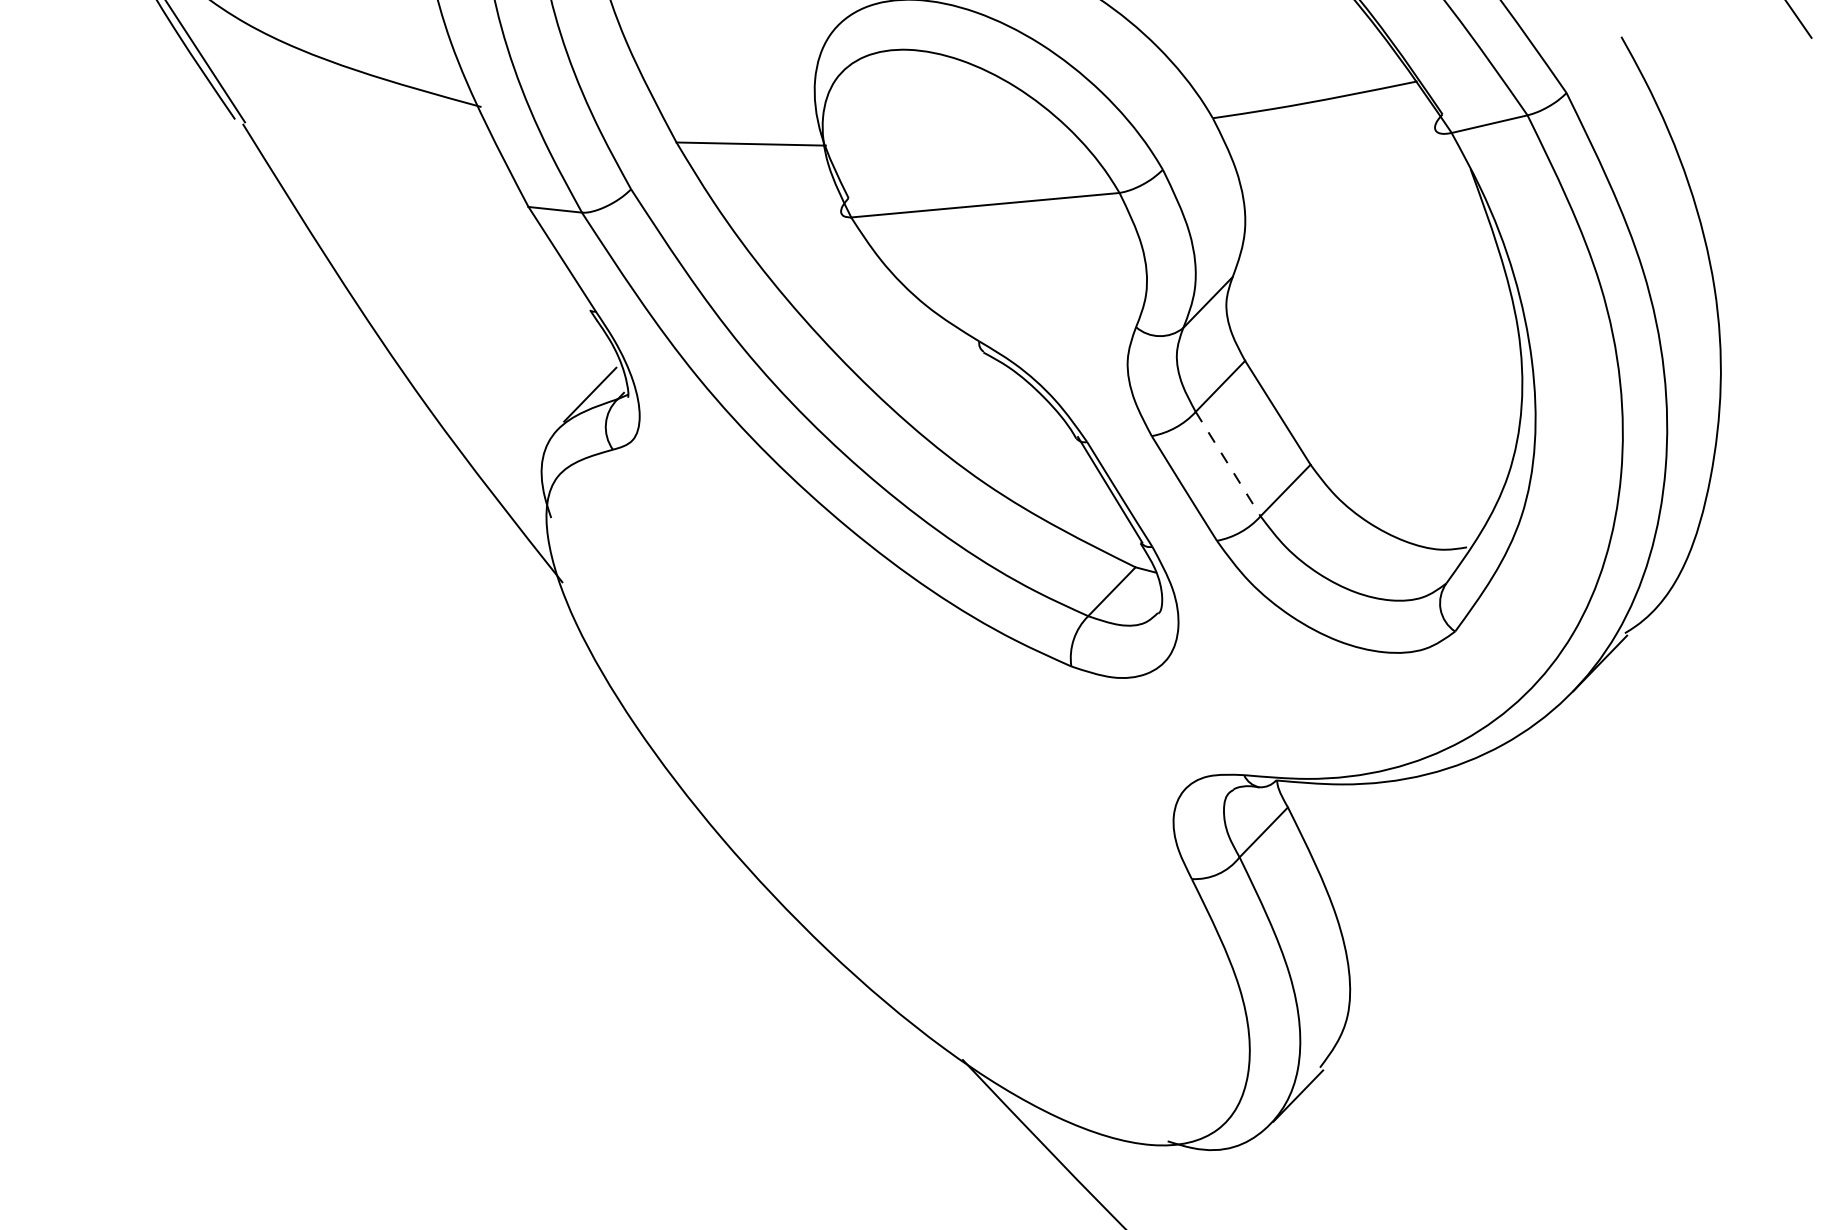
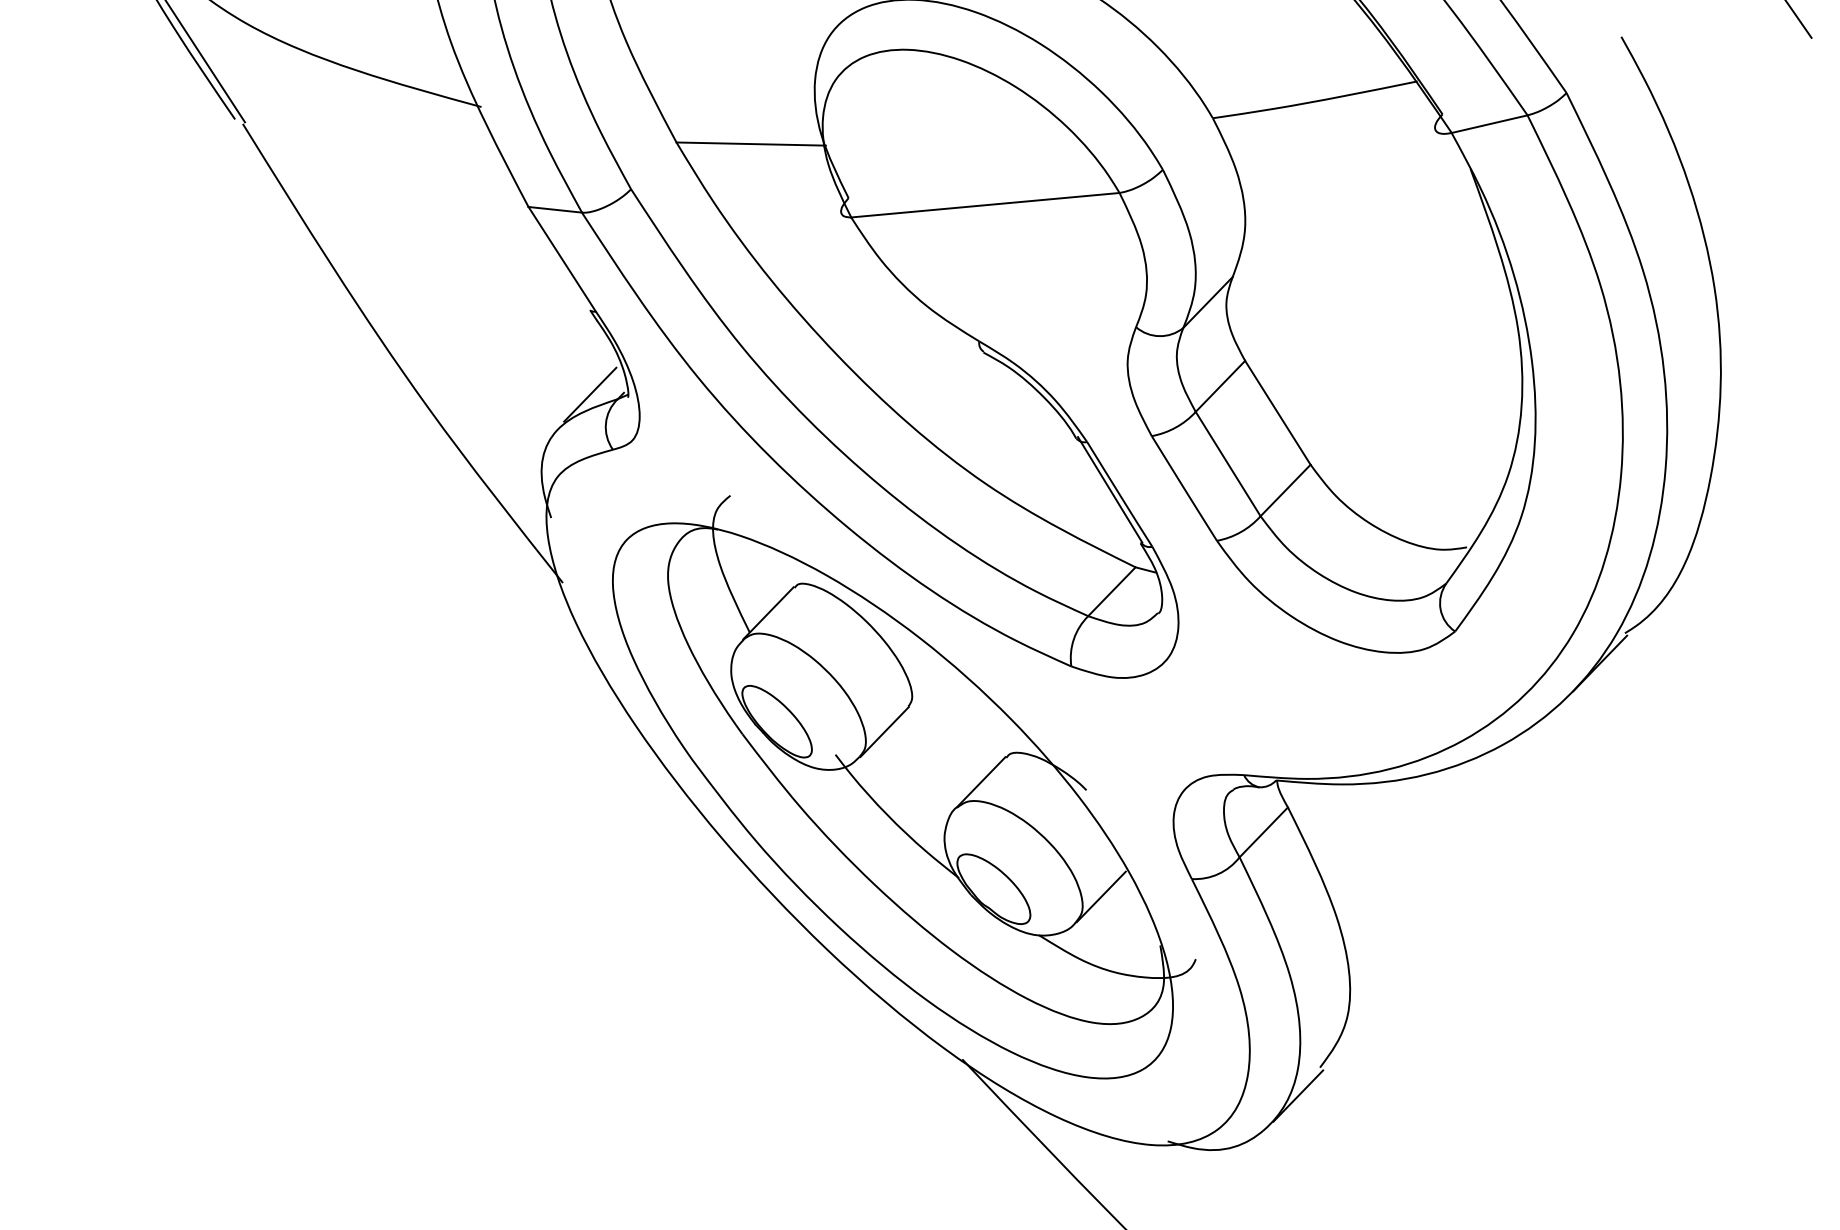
line: dashed -> solid (1228, 464)
part: none -> present (904, 787)
